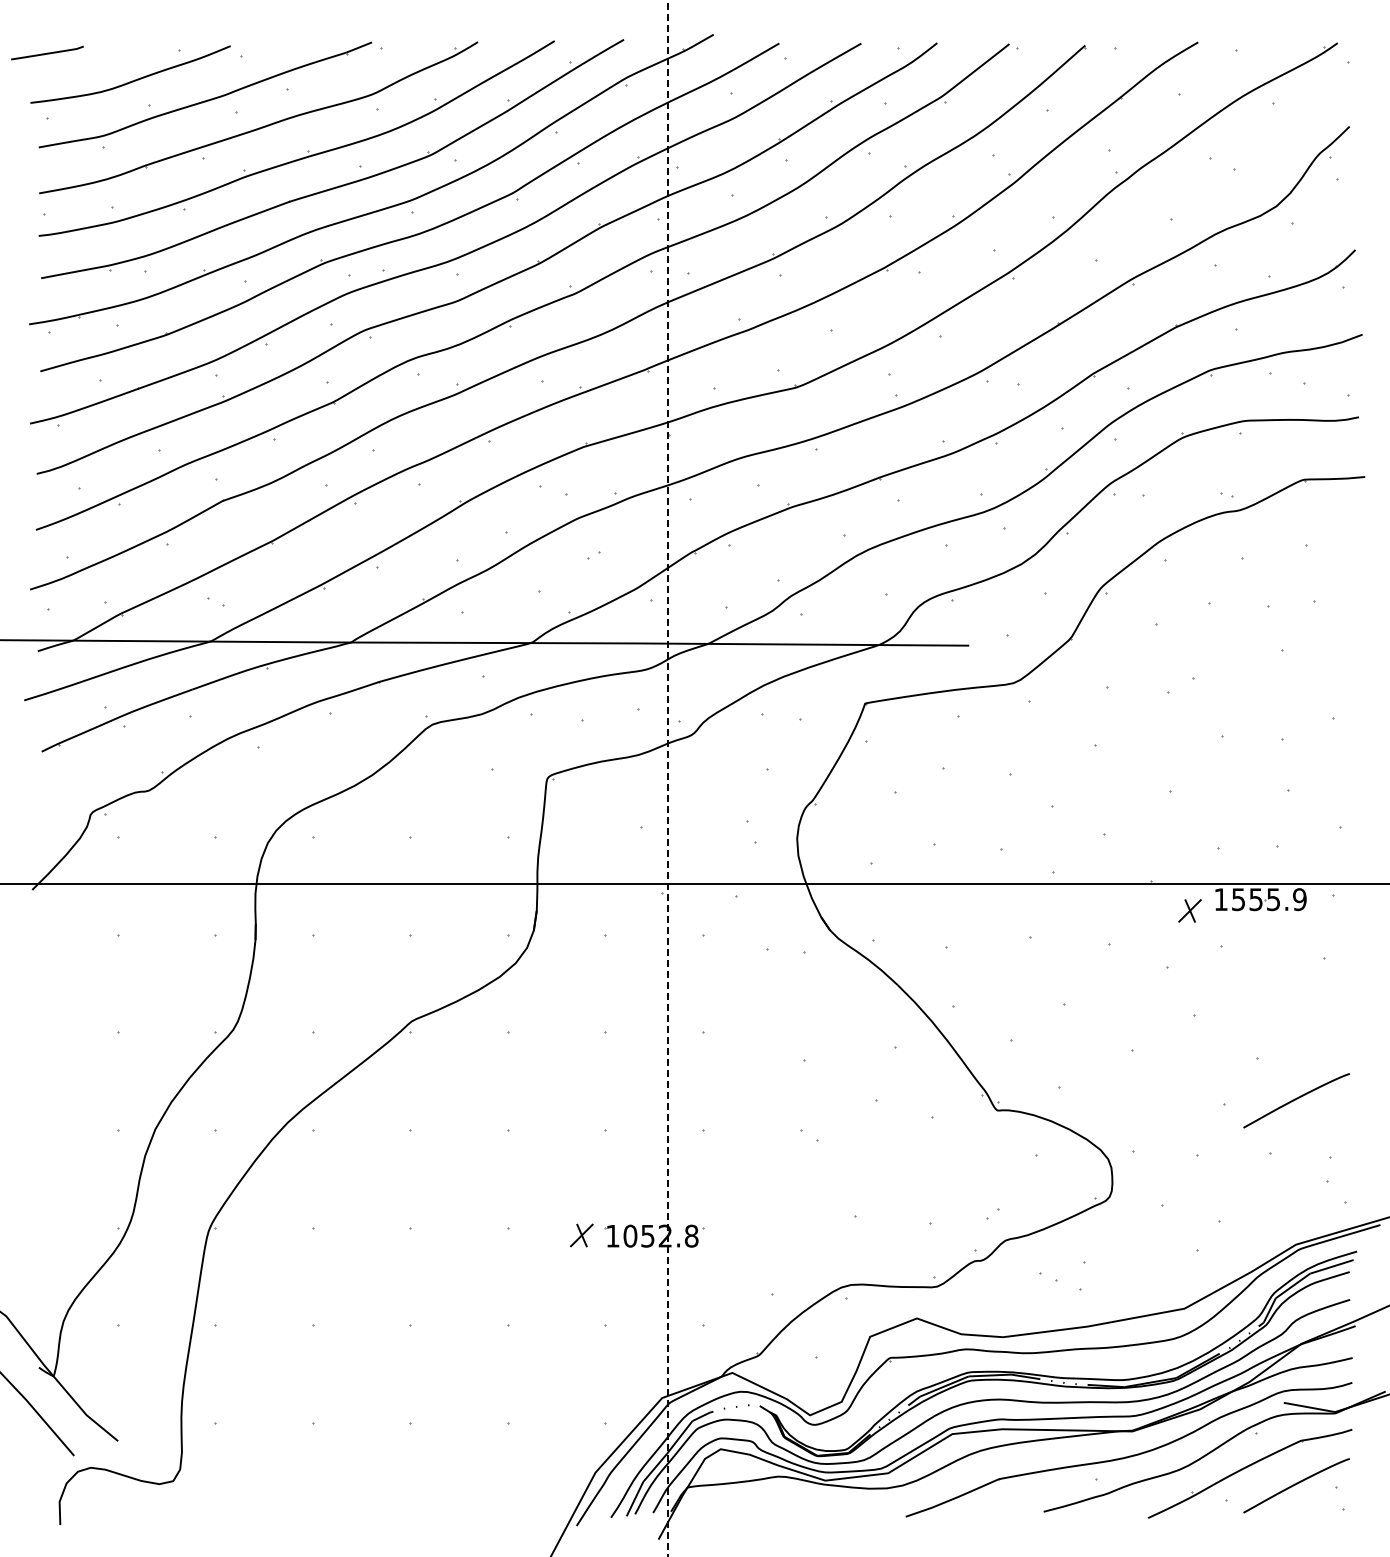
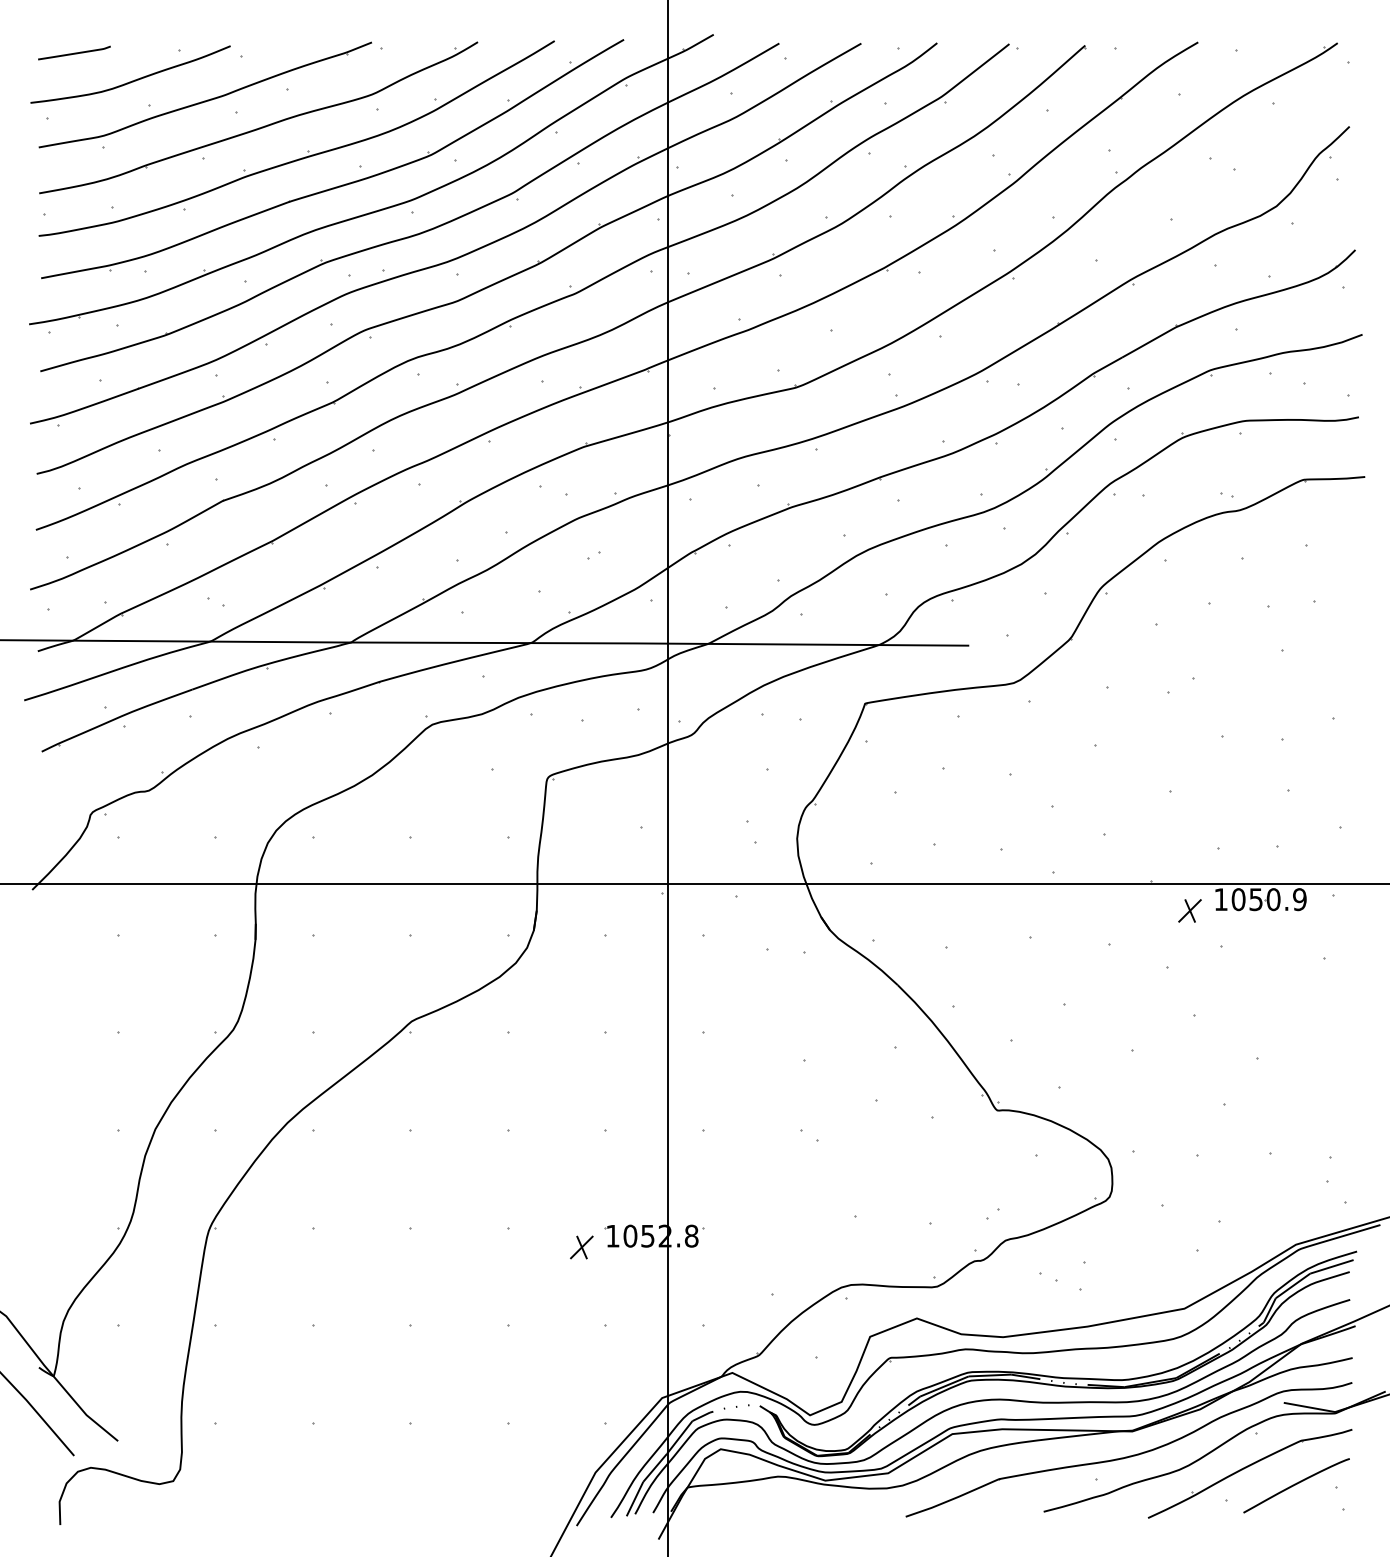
curve position: (47, 52) -> (74, 52) (74, 52)
line: dashed -> solid (667, 779)
text: 1555.9 -> 1050.9 (1255, 899)
curve: present -> none (1296, 1099)
part position: (581, 1235) -> (581, 1247) (581, 1247)
